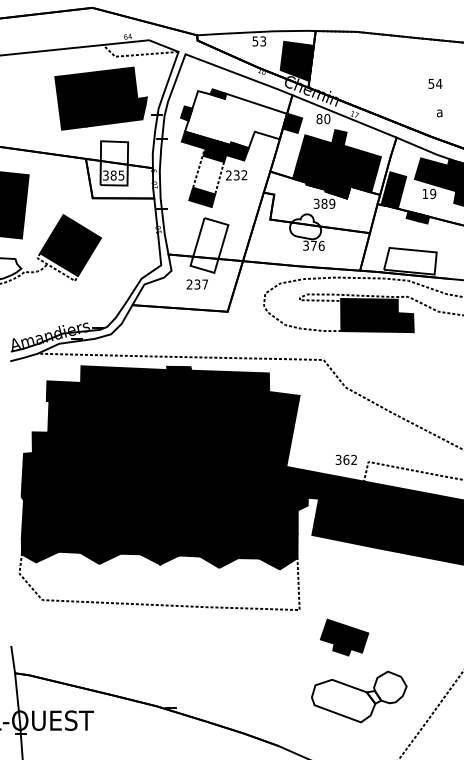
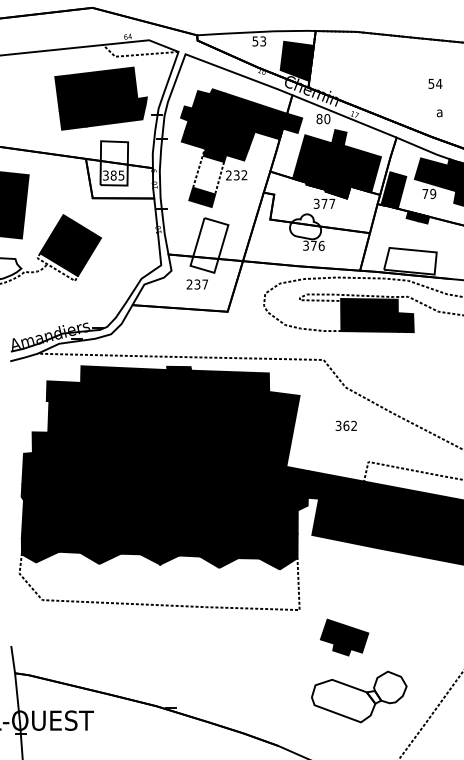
fill: none -> present (236, 119)
text: 19 -> 79 (425, 193)
text: 389 -> 377 (328, 203)
text position: (345, 459) -> (345, 425) (345, 425)
